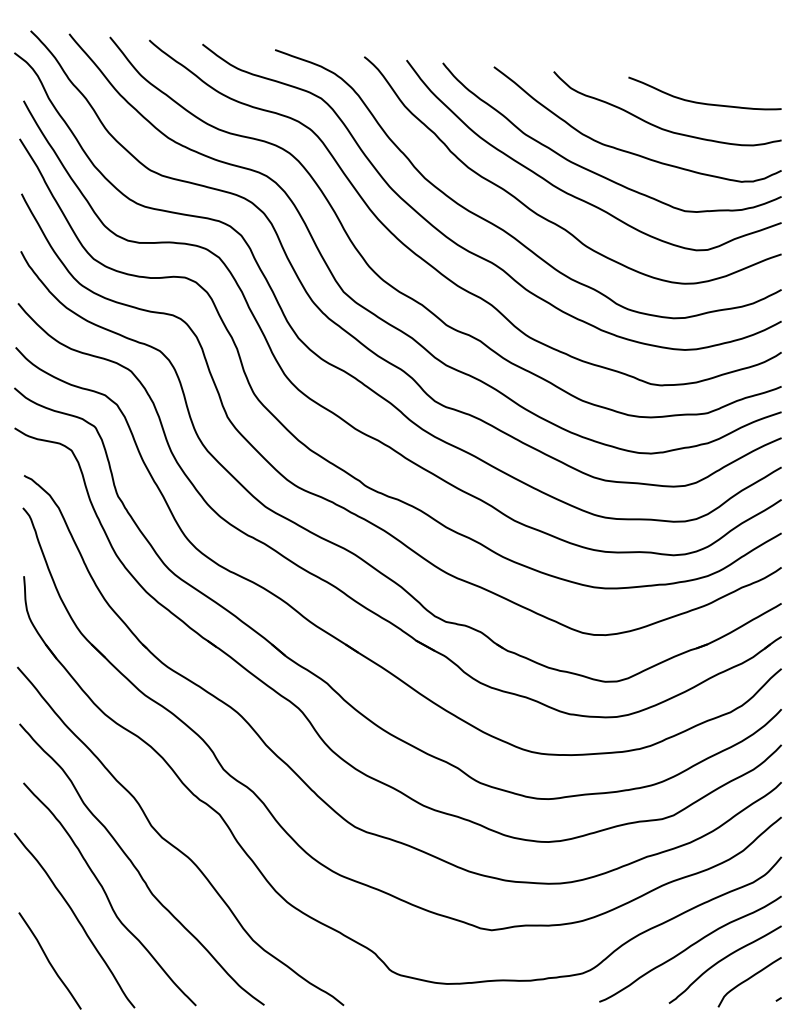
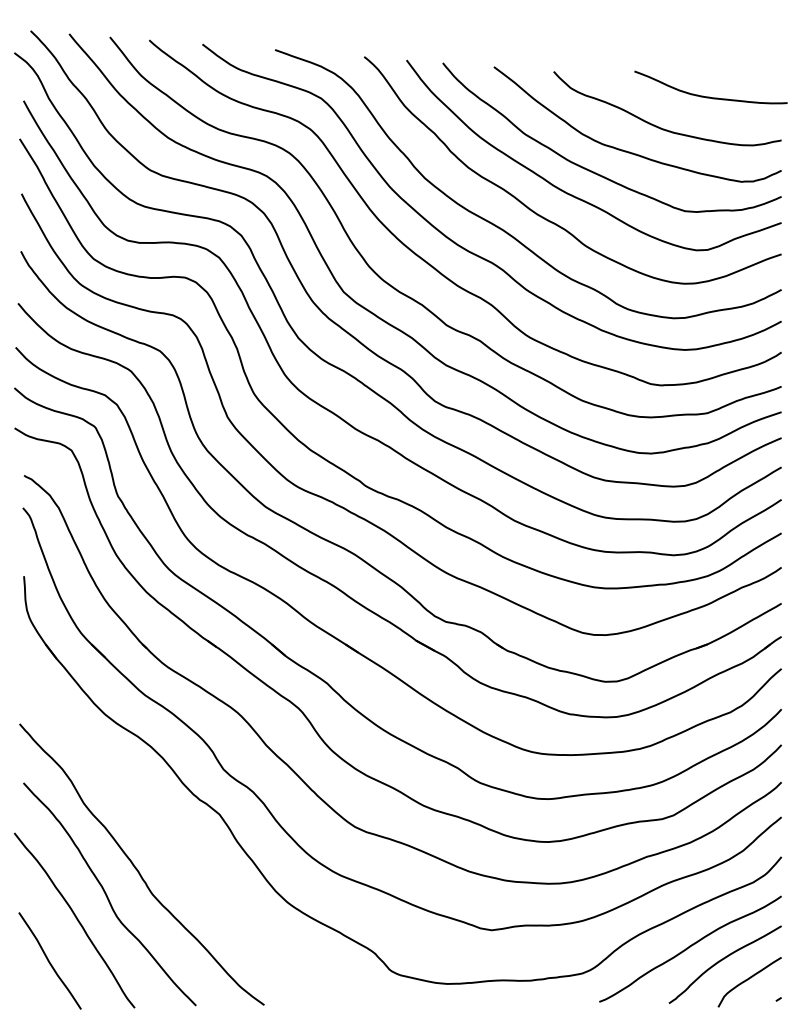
curve position: (703, 102) -> (709, 96) (709, 96)
curve: present -> none (174, 845)
